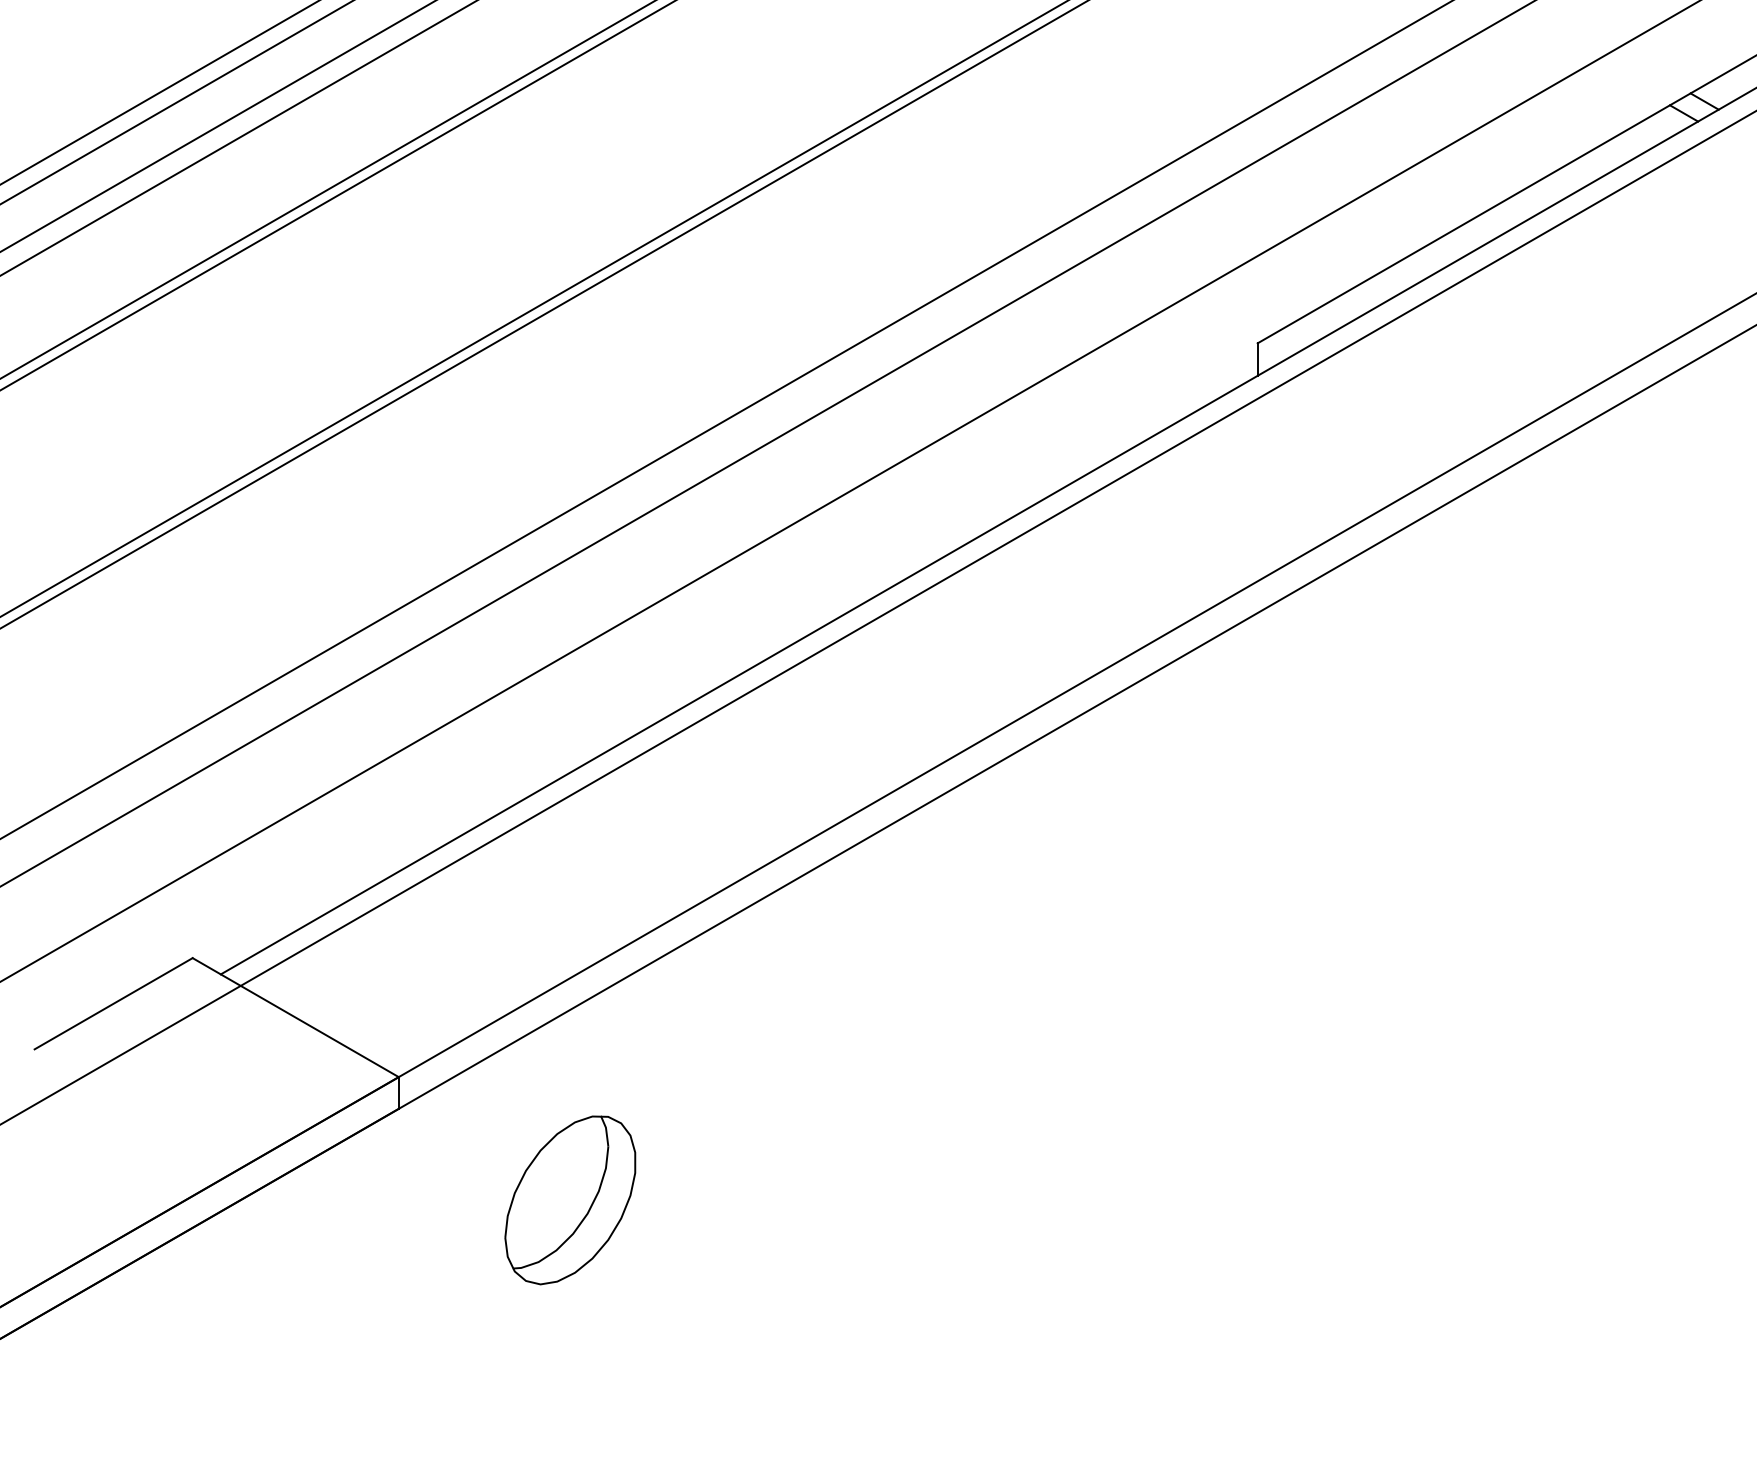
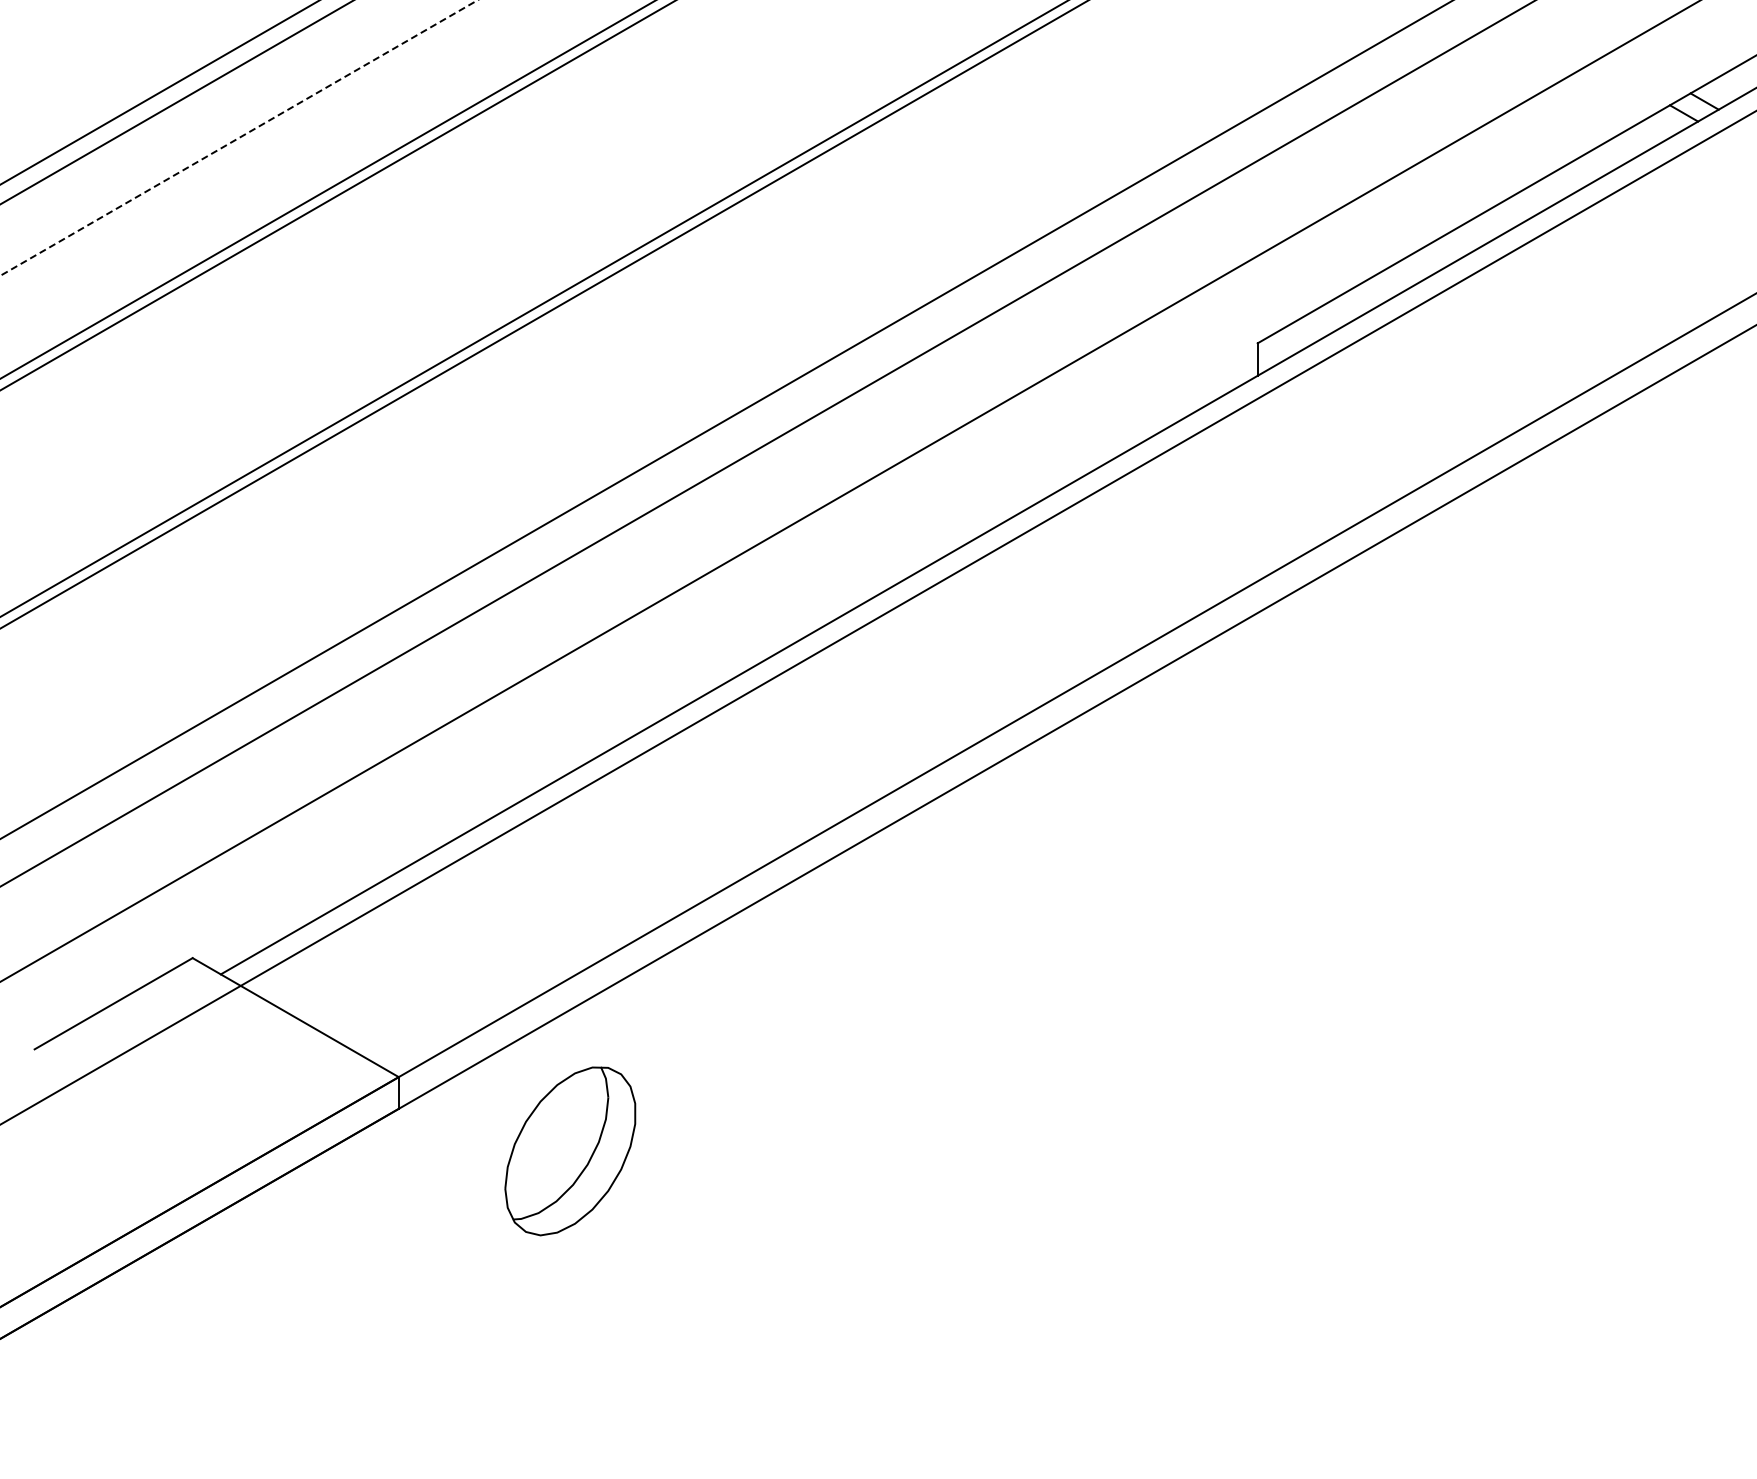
line: present -> none (217, 126)
line: solid -> dashed (238, 138)
part position: (570, 1200) -> (570, 1151) (570, 1151)
